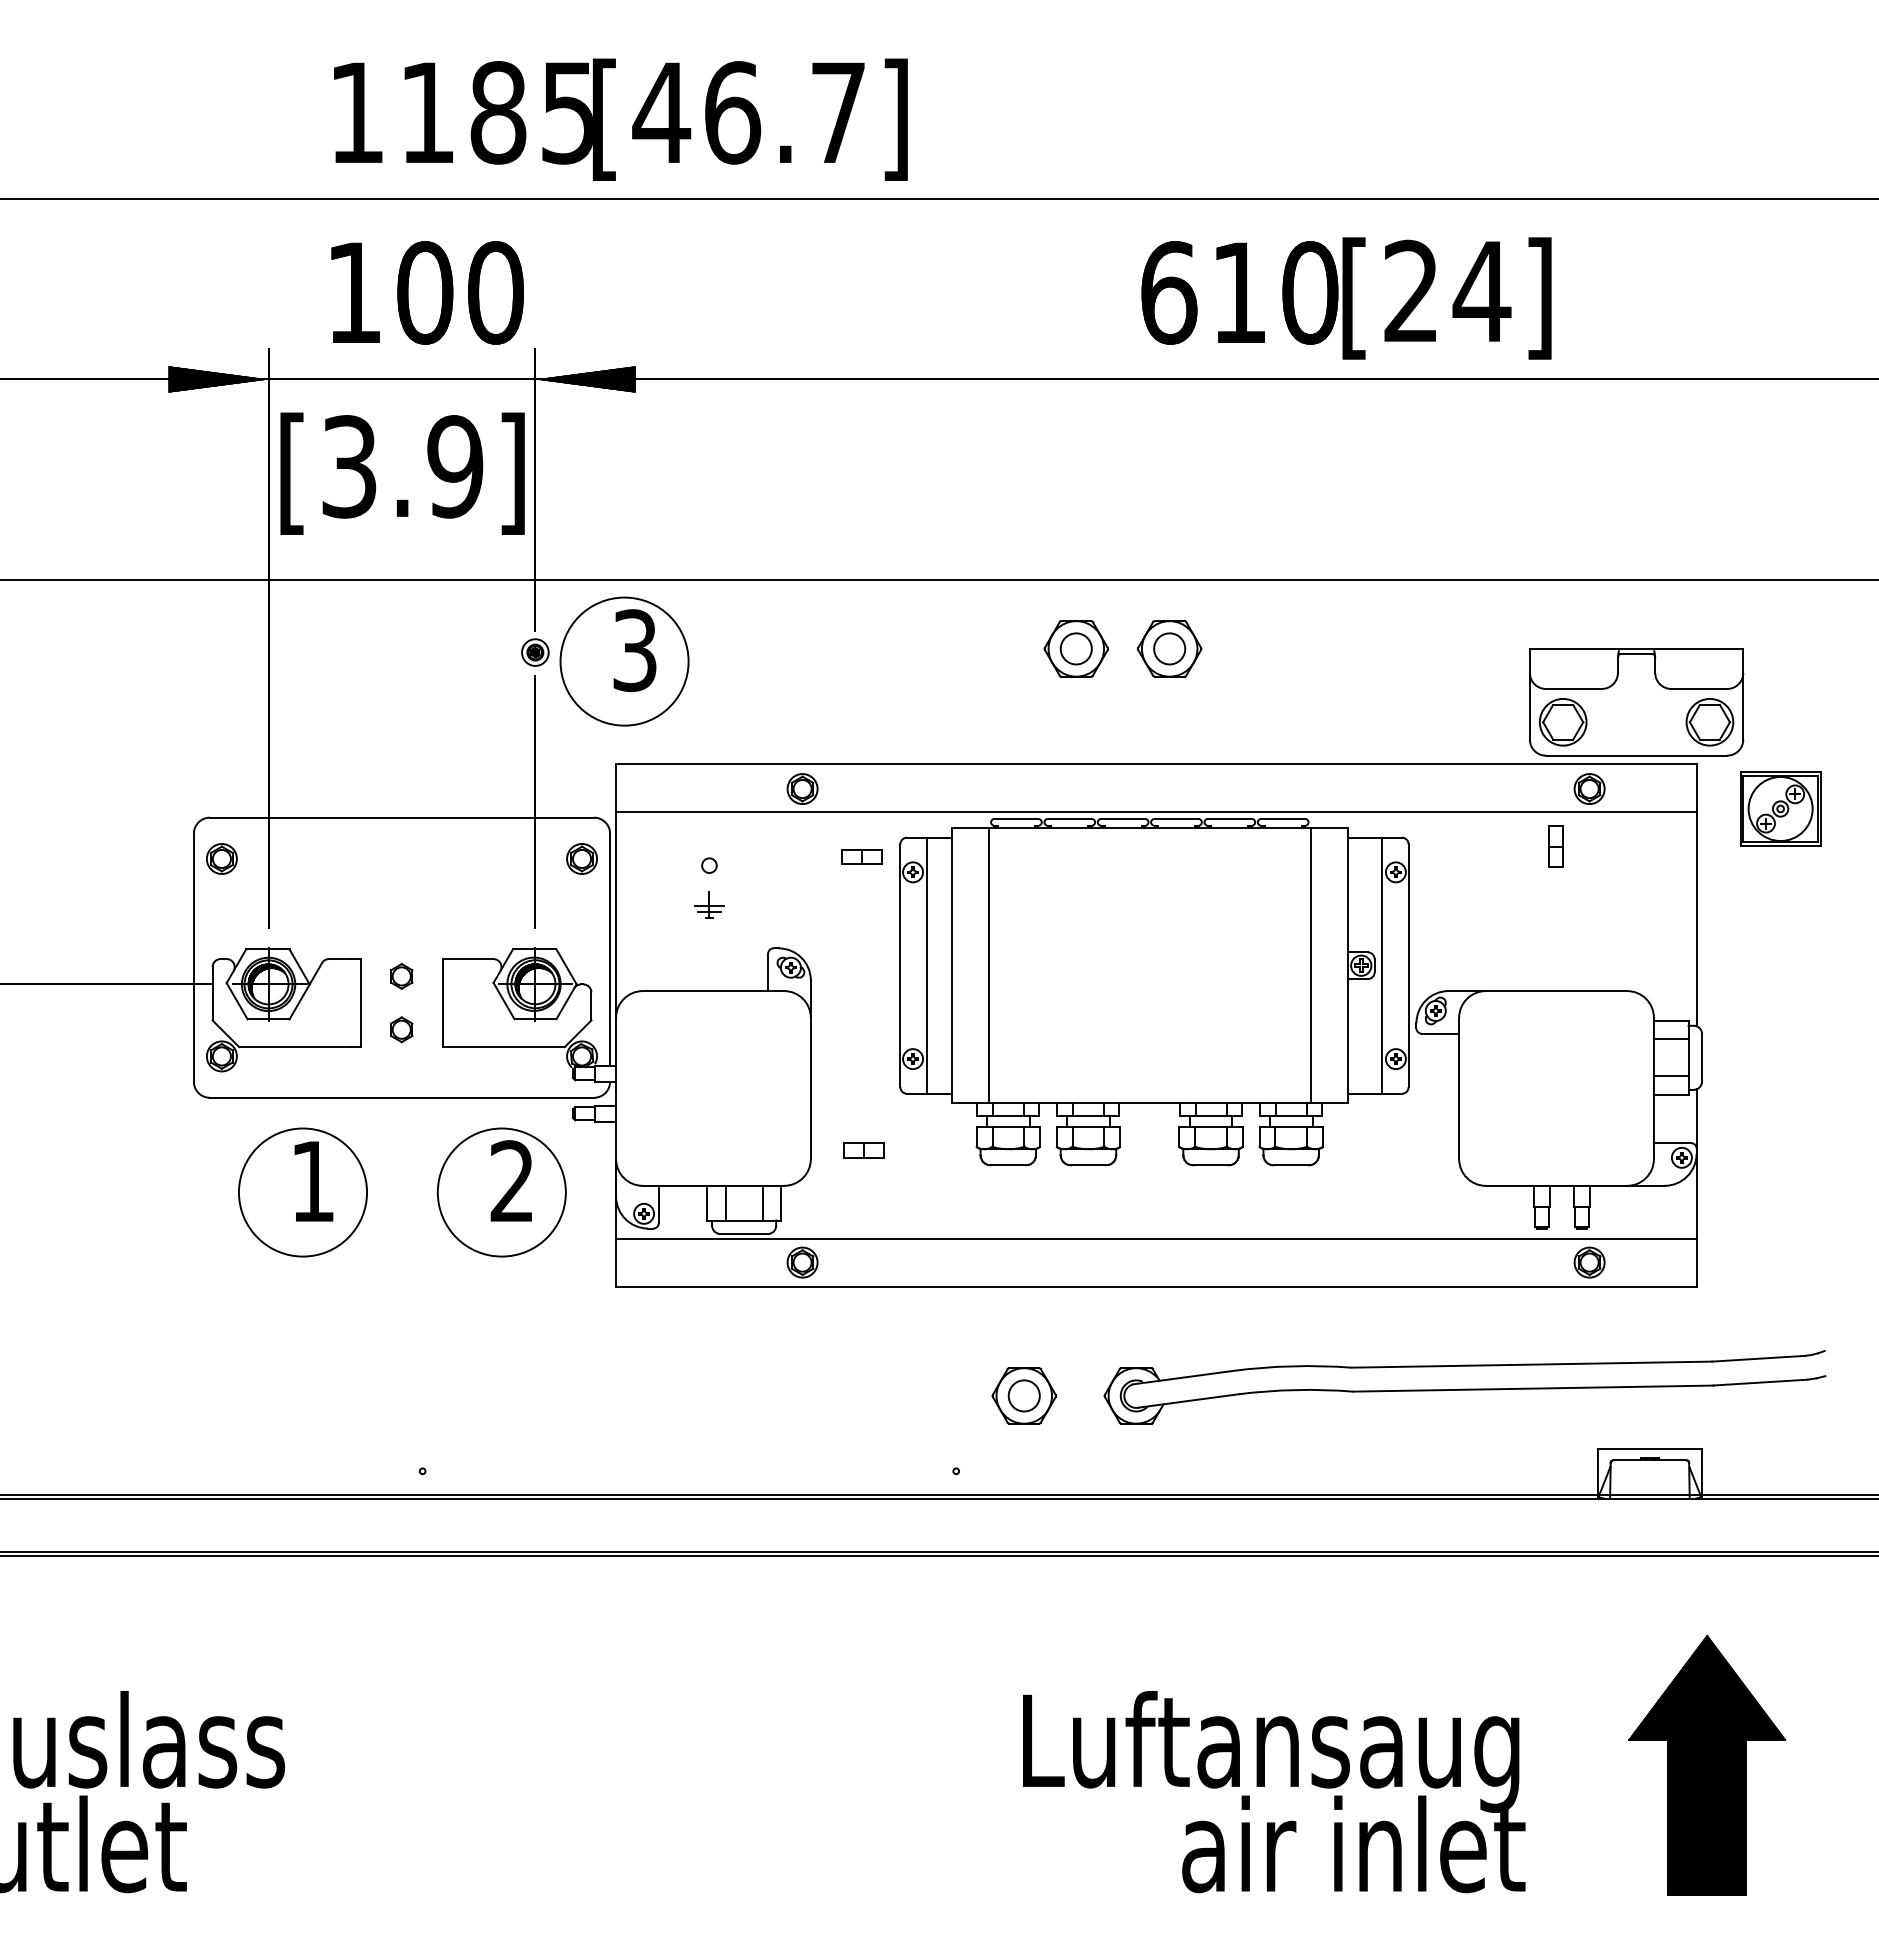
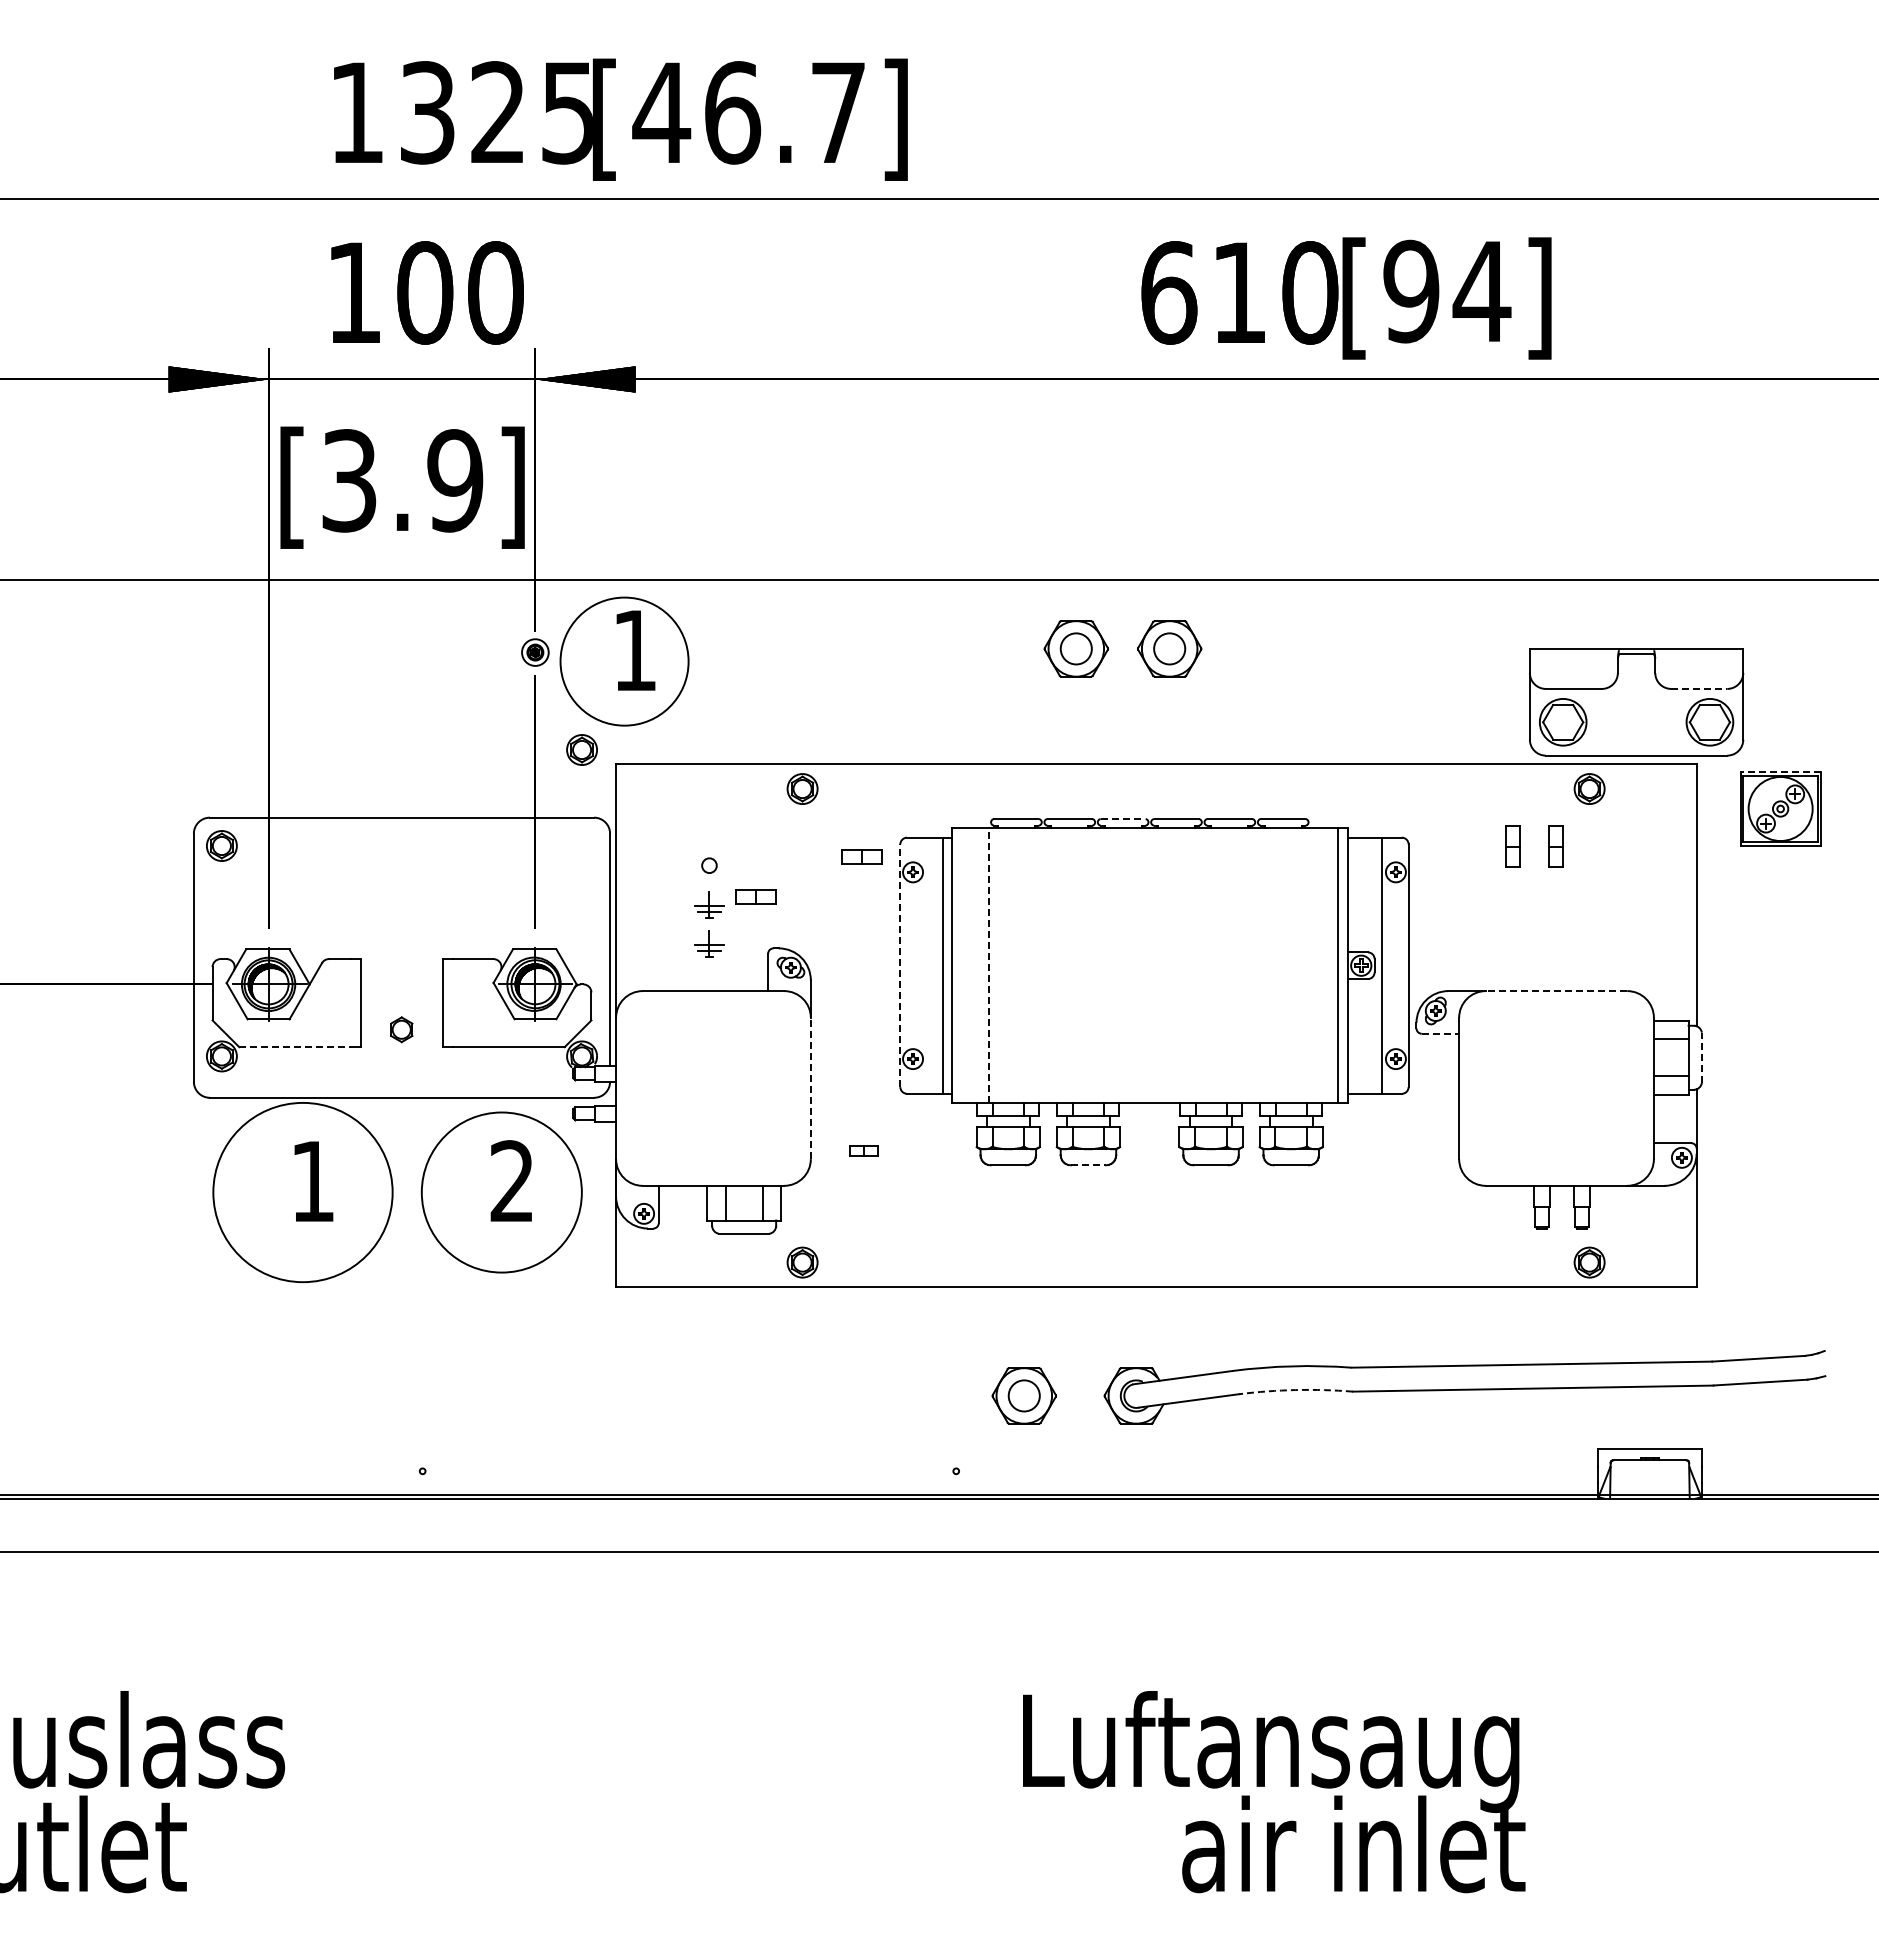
text: 1185 -> 1325 (463, 112)
text: [24] -> [94] (1411, 291)
text position: (402, 473) -> (402, 487) (402, 487)
text: 3 -> 1 (634, 650)
line: solid -> dashed (1699, 688)
line: solid -> dashed (1780, 771)
line: present -> none (1156, 812)
line: solid -> dashed (1123, 819)
part: none -> present (1512, 846)
part position: (221, 858) -> (221, 845) (221, 845)
part position: (581, 858) -> (581, 749) (581, 749)
part: none -> present (755, 896)
part: none -> present (709, 943)
line: solid -> dashed (900, 965)
line position: (927, 965) -> (943, 965) (943, 965)
line: solid -> dashed (989, 965)
line position: (1310, 965) -> (1337, 965) (1337, 965)
part: present -> none (401, 976)
line: solid -> dashed (1556, 991)
line: solid -> dashed (1440, 1033)
line: solid -> dashed (295, 1047)
line: solid -> dashed (1701, 1057)
line: solid -> dashed (810, 1088)
part size: 42x17 px -> 30x12 px (863, 1150)
line: solid -> dashed (1088, 1165)
circle diameter: 128 px -> 179 px (302, 1192)
circle diameter: 128 px -> 160 px (501, 1192)
line: present -> none (1156, 1239)
arc: solid -> dashed (1295, 1390)
line: present -> none (938, 1556)
part: present -> none (1707, 1764)
